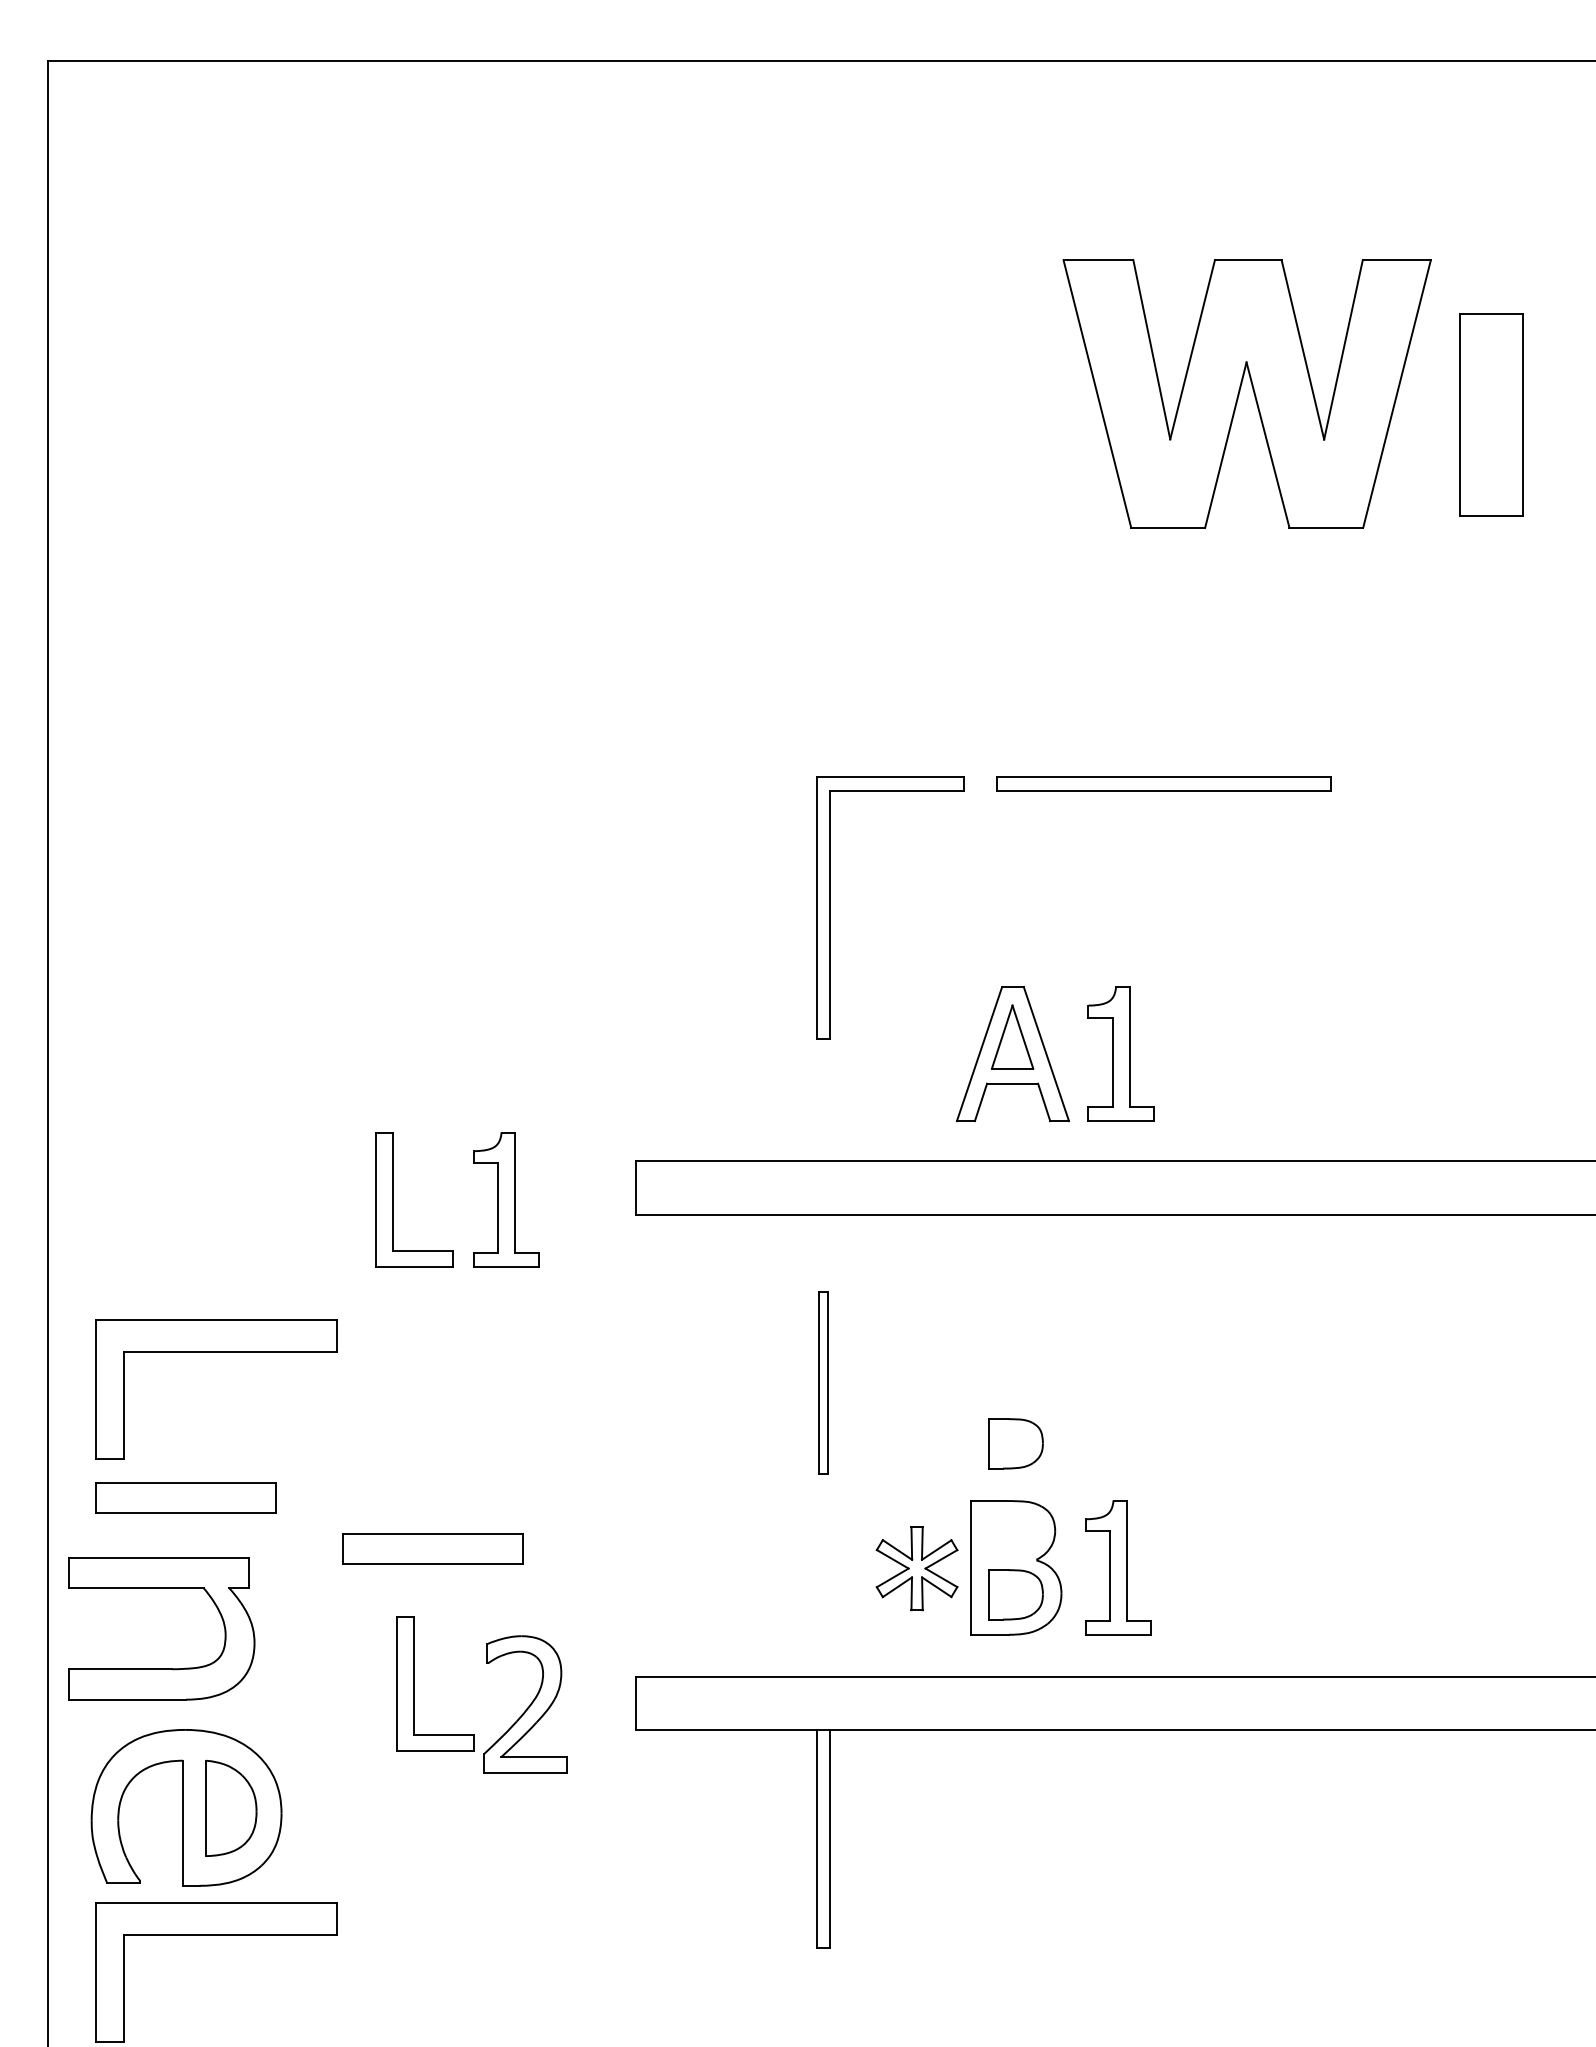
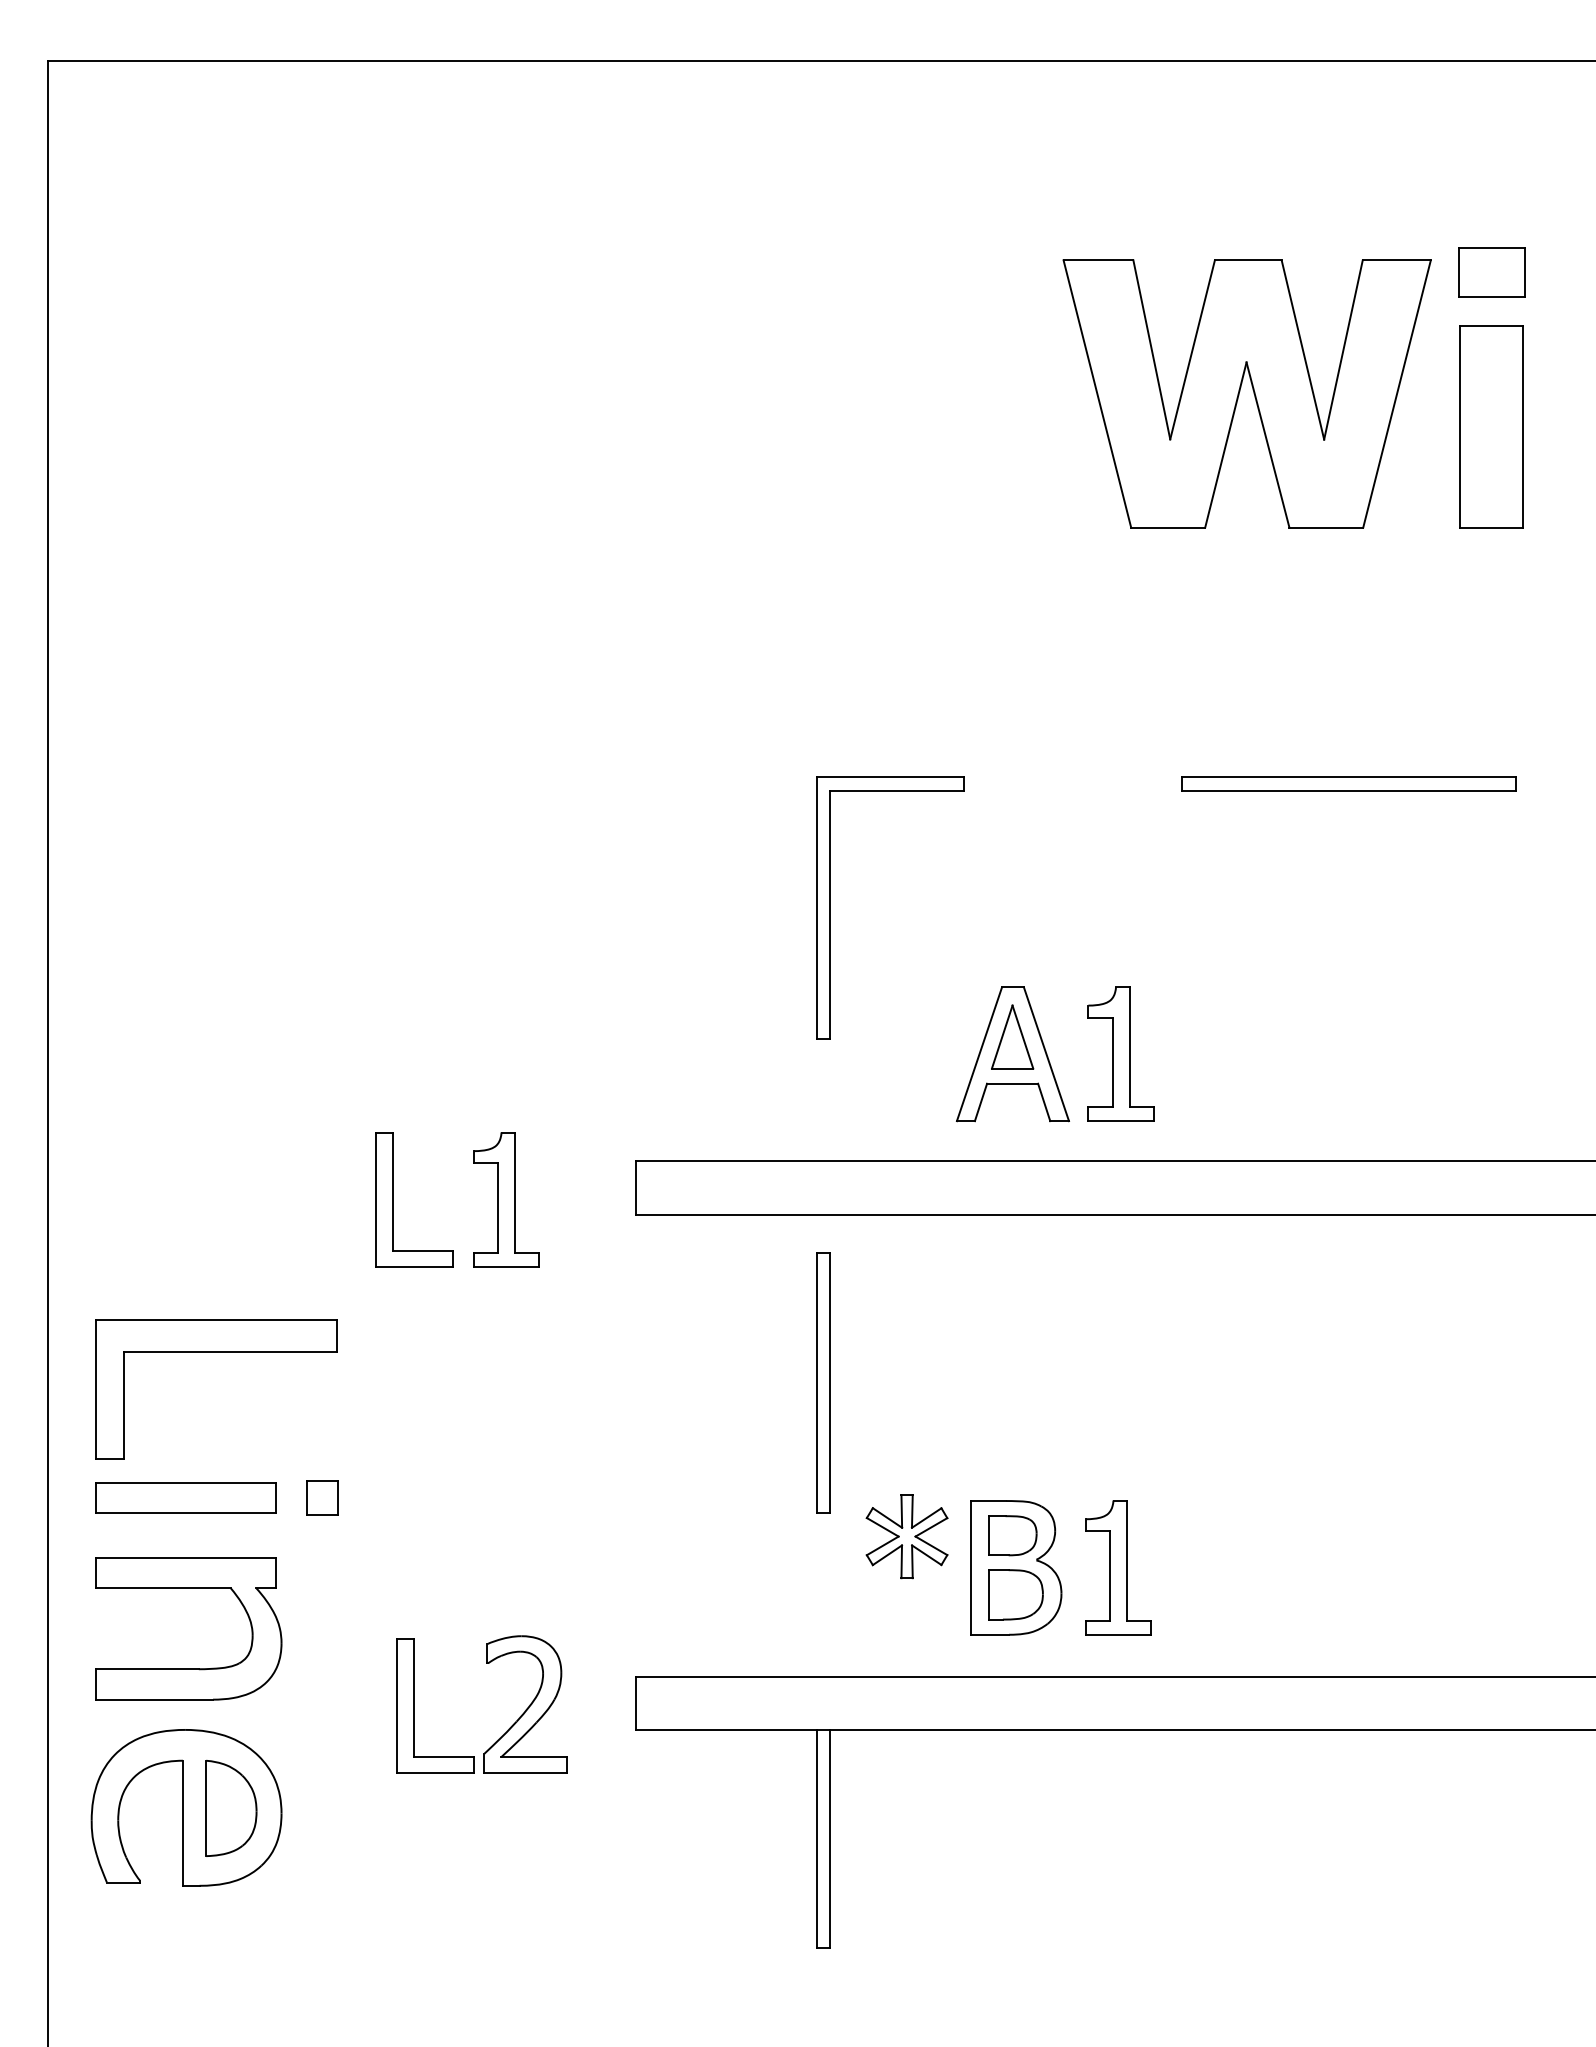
part: none -> present (1491, 272)
part position: (1491, 414) -> (1491, 426) (1491, 426)
part position: (1163, 783) -> (1348, 783) (1348, 783)
part size: 11x184 px -> 15x262 px (823, 1382)
part: present -> none (1015, 1443)
part: none -> present (322, 1497)
part: none -> present (1012, 1535)
part: present -> none (432, 1548)
part position: (916, 1568) -> (906, 1536) (906, 1536)
part position: (161, 1588) -> (188, 1588) (188, 1588)
part position: (414, 1683) -> (414, 1705) (414, 1705)
part: present -> none (216, 1935)
